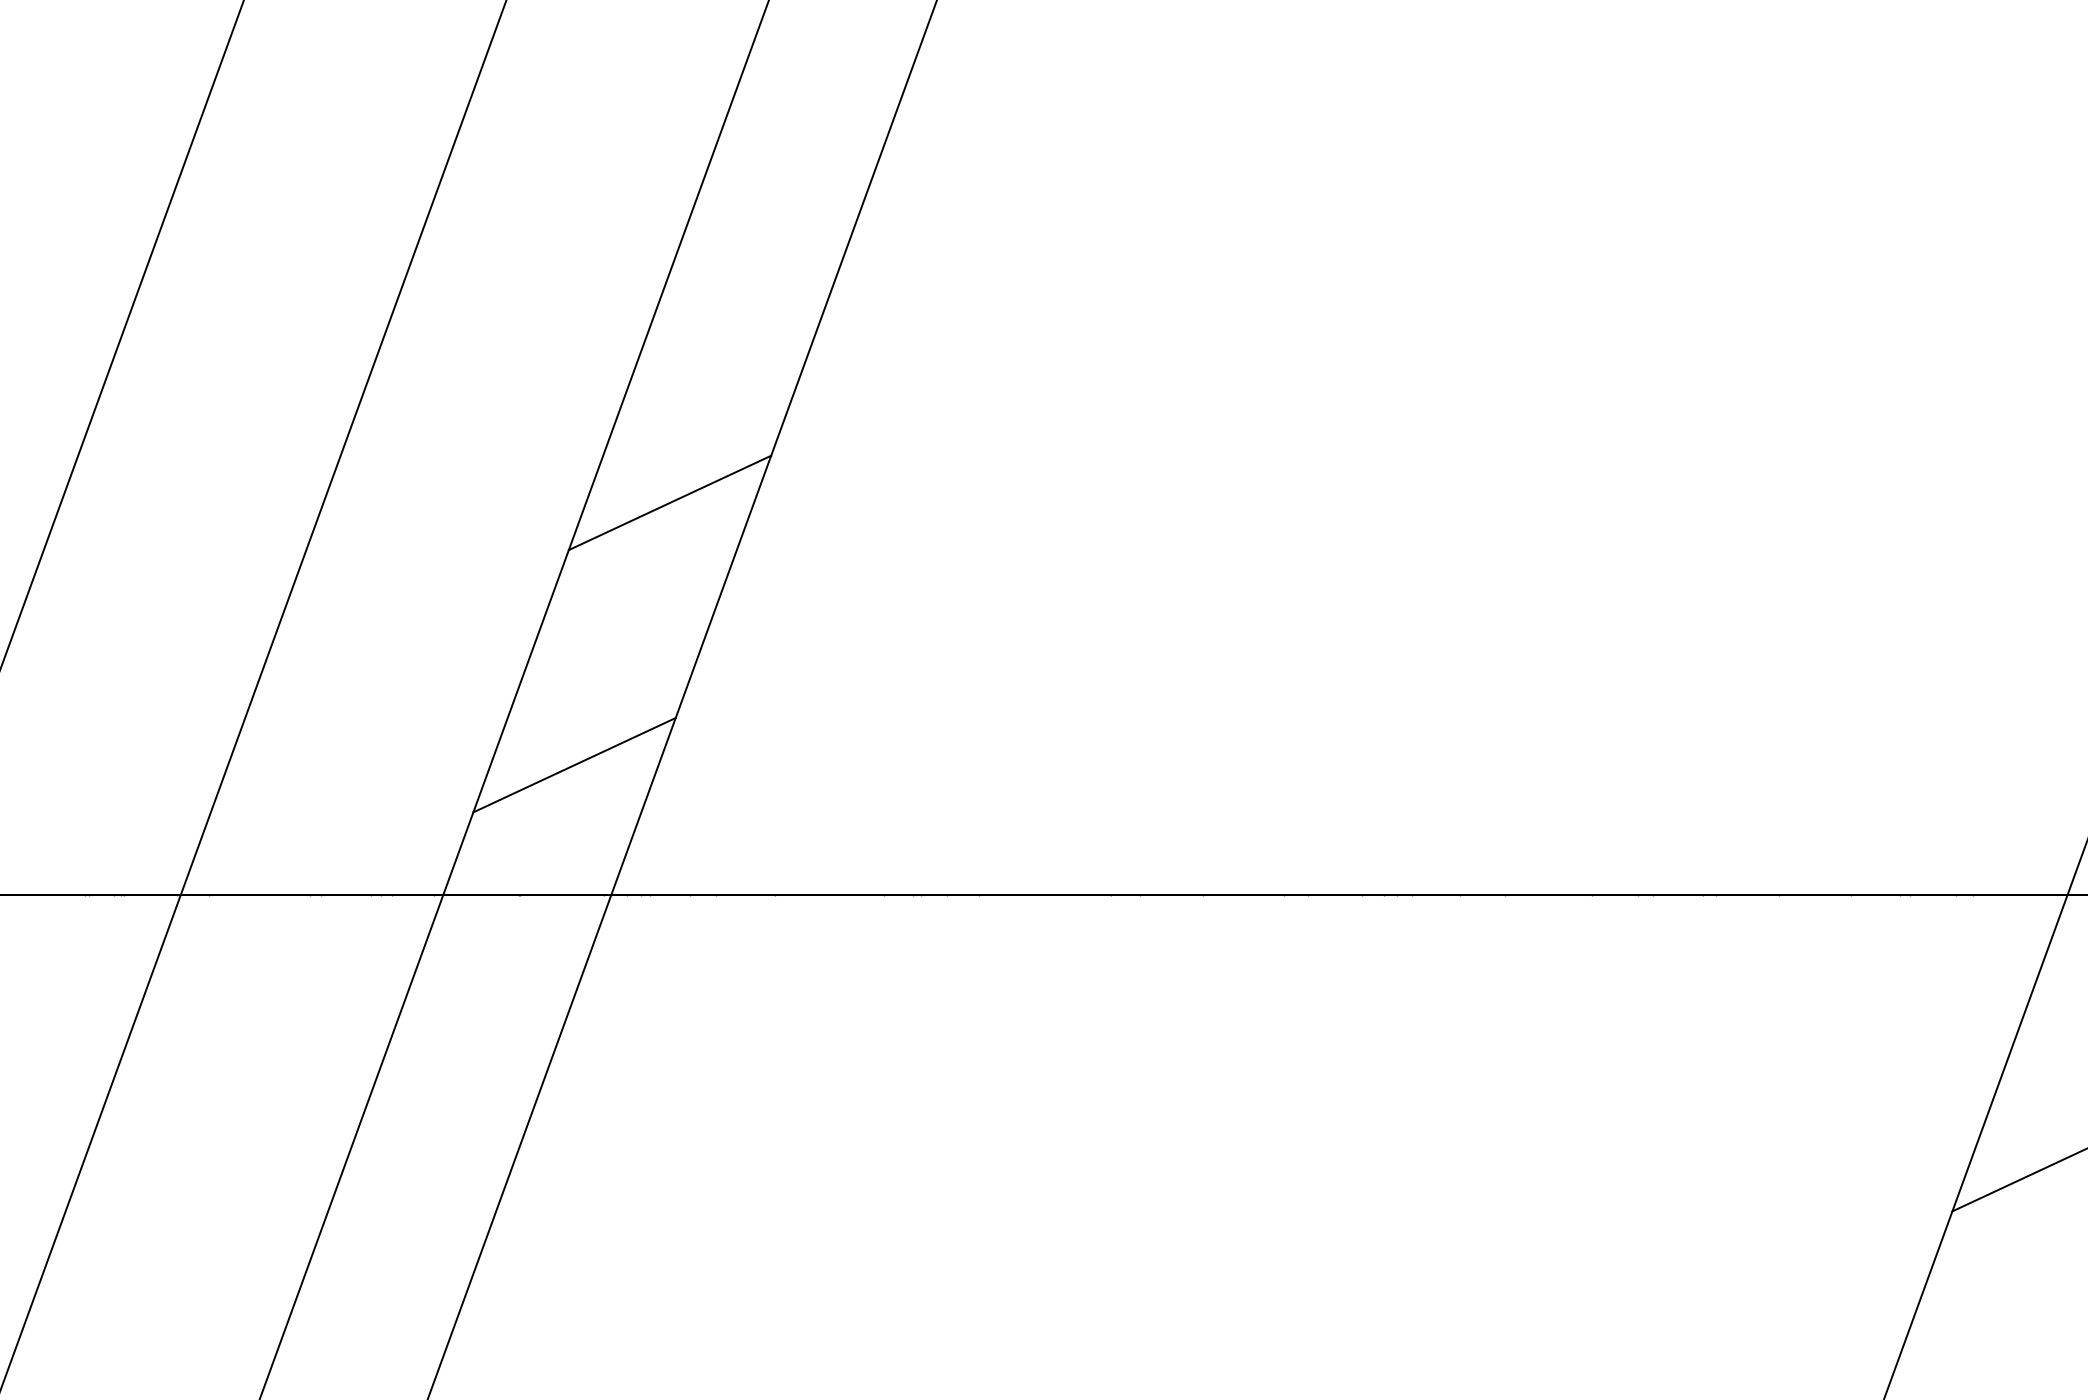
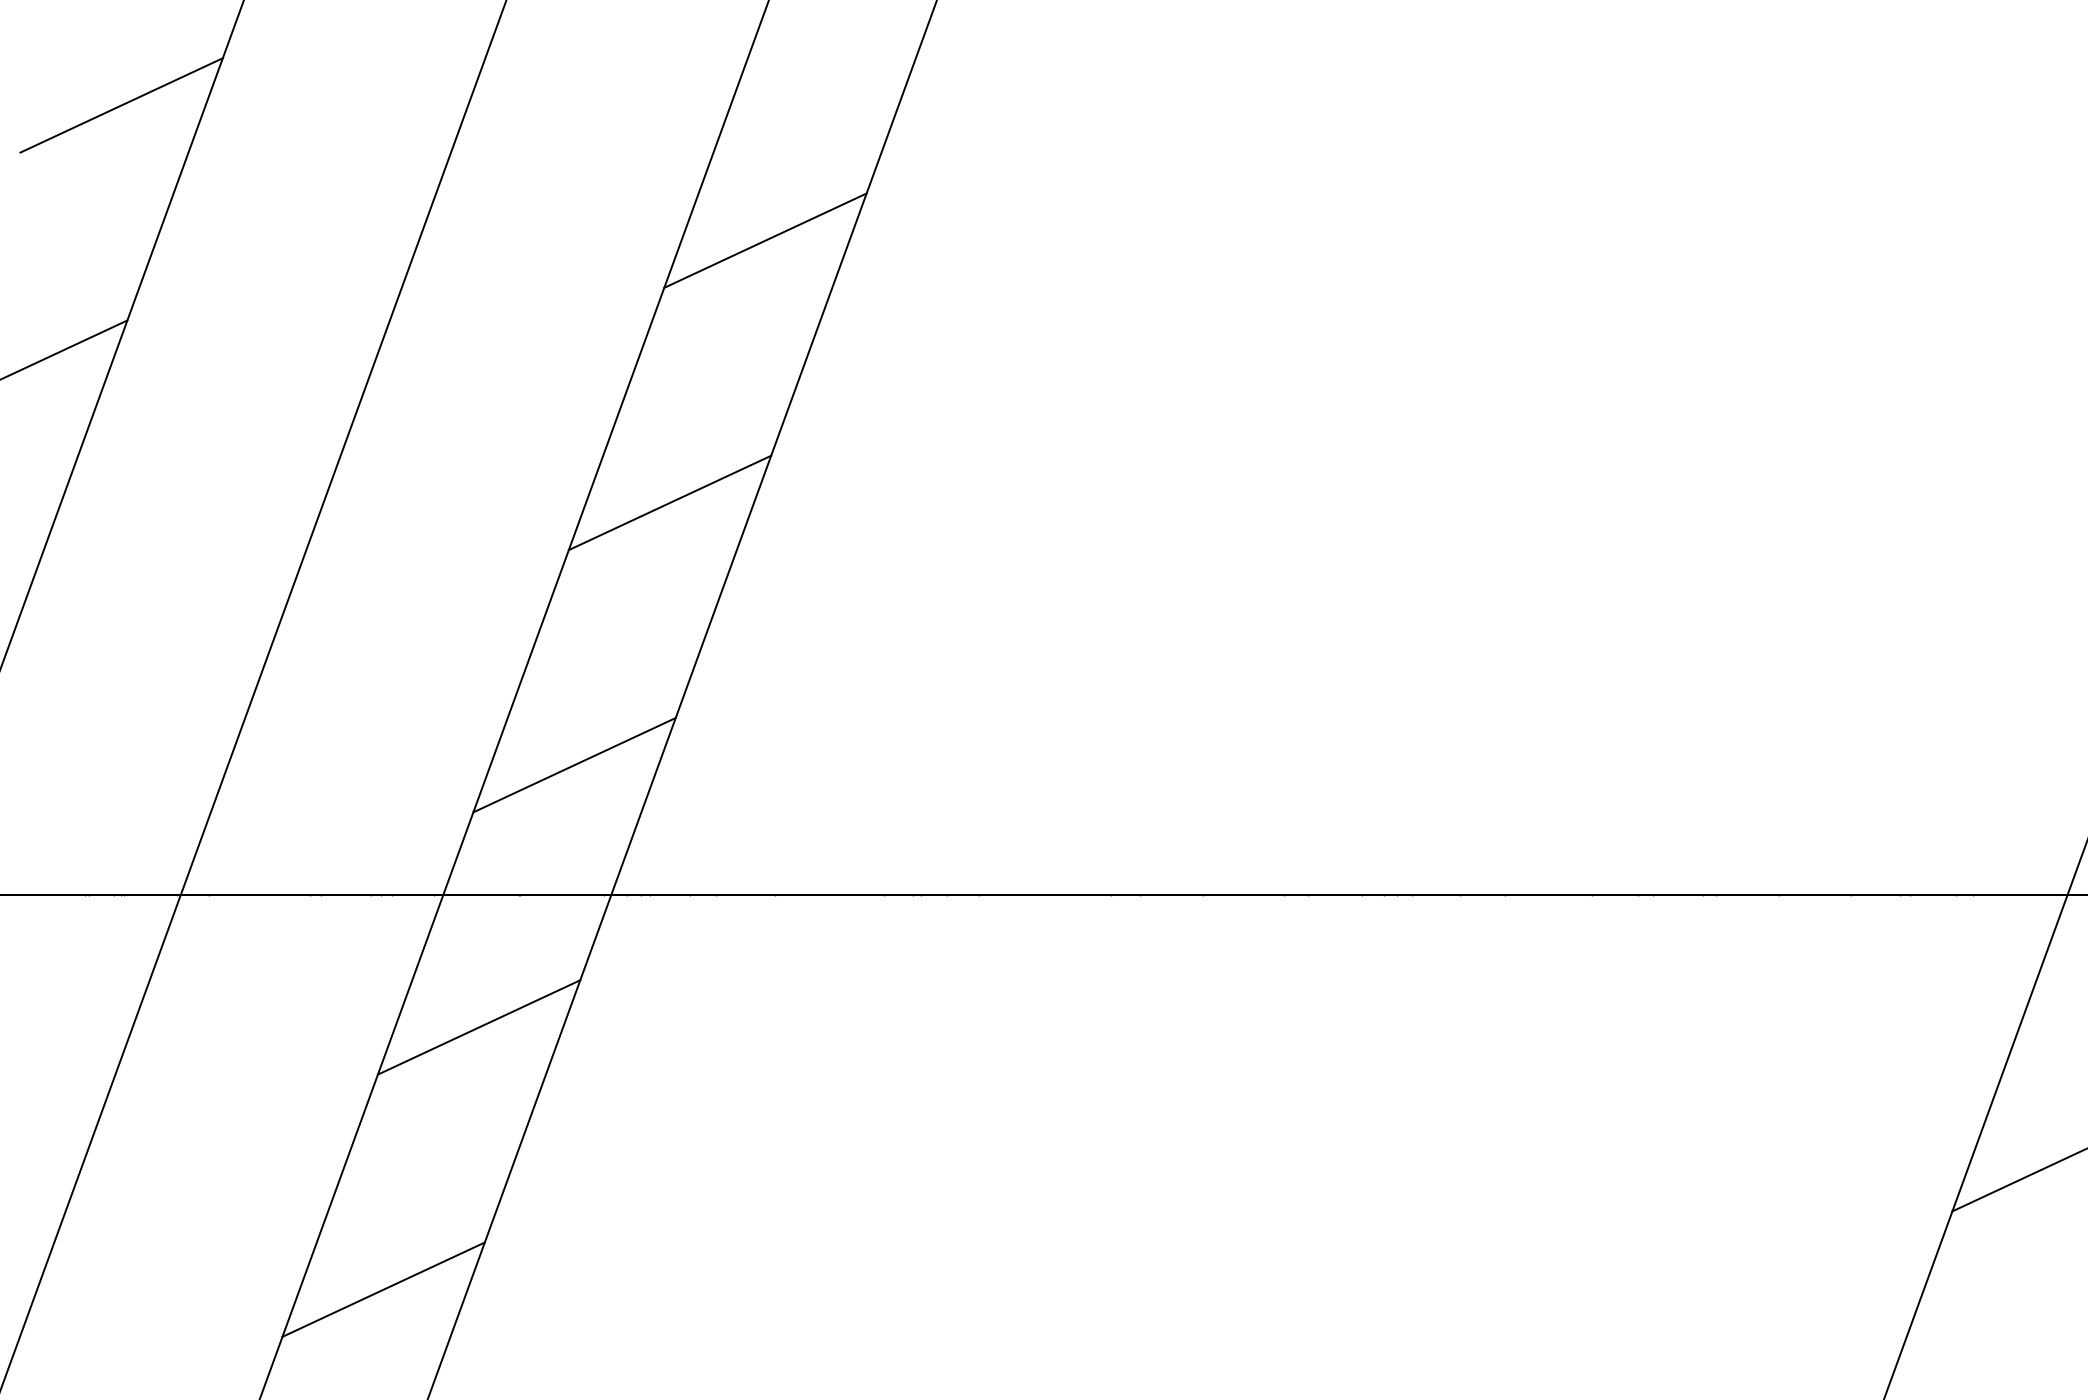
line: none -> present (121, 105)
line: none -> present (765, 240)
line: none -> present (64, 349)
line: none -> present (478, 1027)
line: none -> present (383, 1289)
